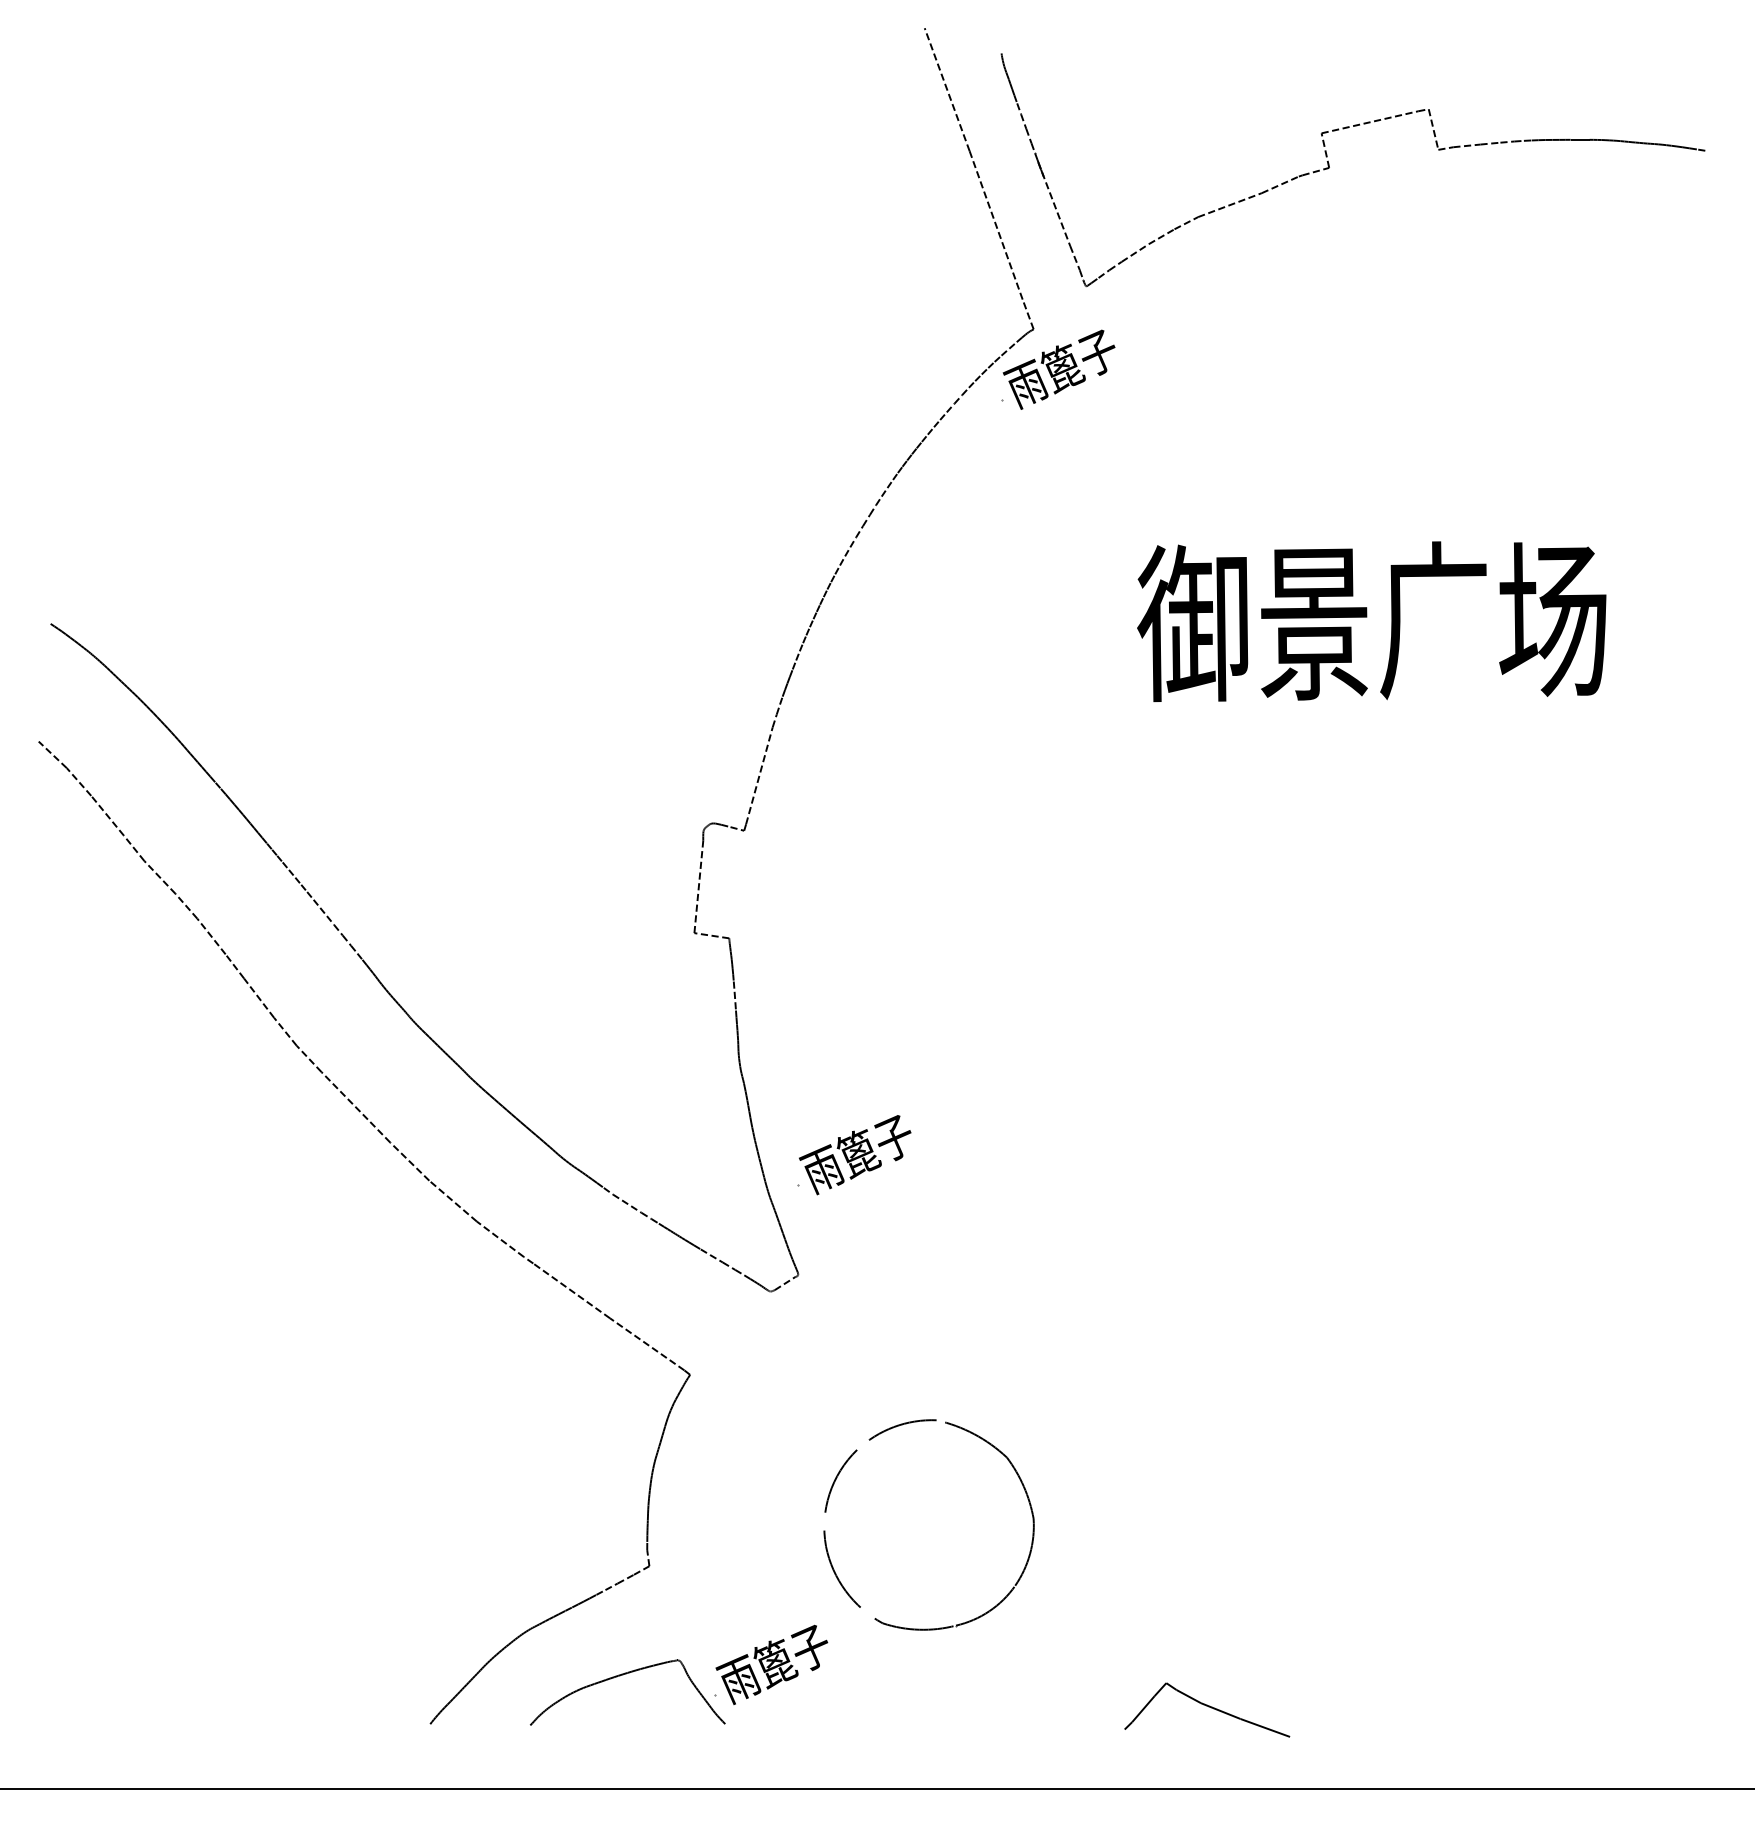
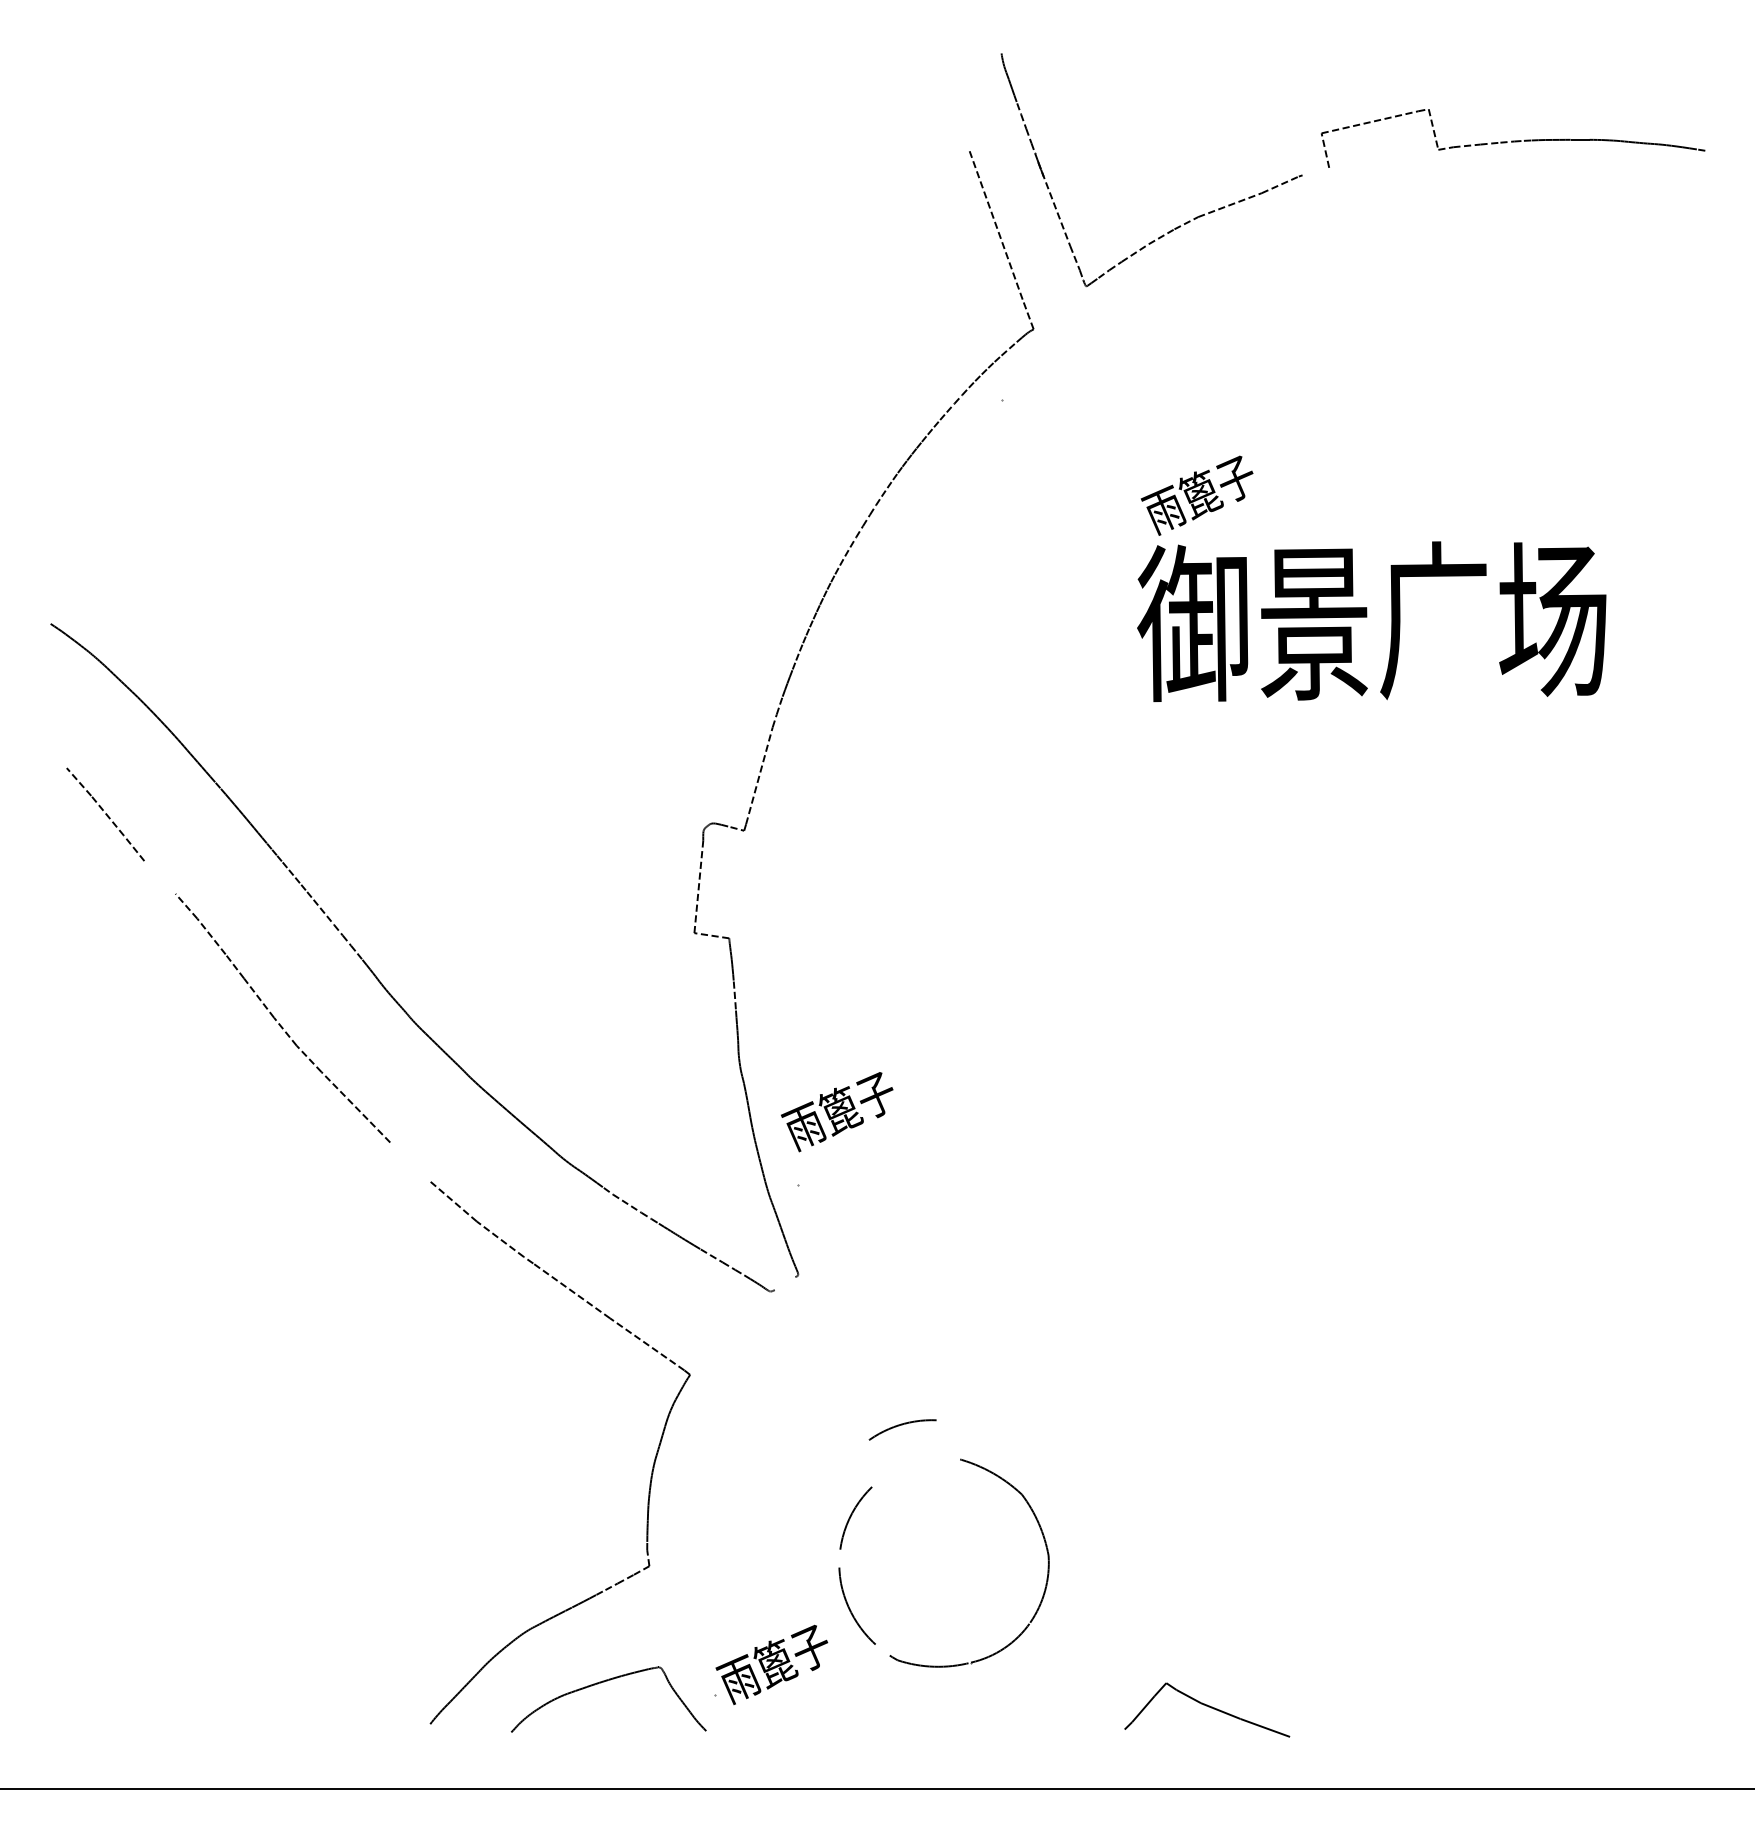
line: present -> none (946, 89)
line: present -> none (1315, 171)
text position: (1058, 369) -> (1196, 495) (1196, 495)
line: present -> none (52, 754)
line: present -> none (159, 877)
text position: (855, 1155) -> (837, 1112) (837, 1112)
line: present -> none (409, 1161)
line: present -> none (784, 1283)
part position: (979, 1438) -> (994, 1475) (994, 1475)
part position: (623, 1675) -> (604, 1682) (604, 1682)
